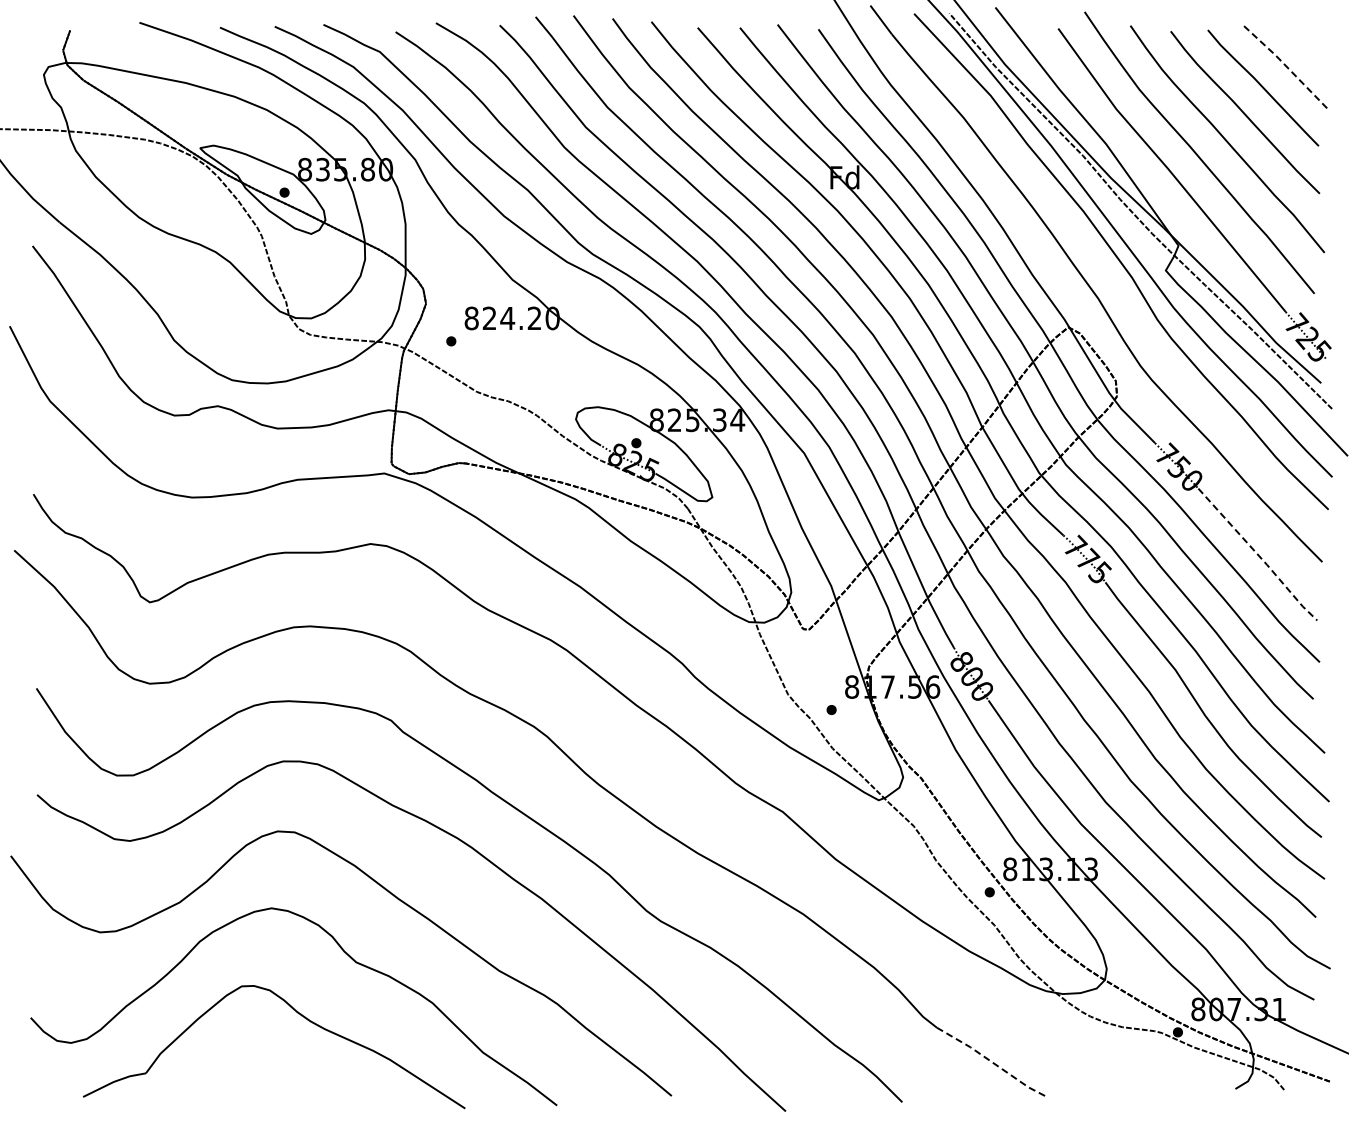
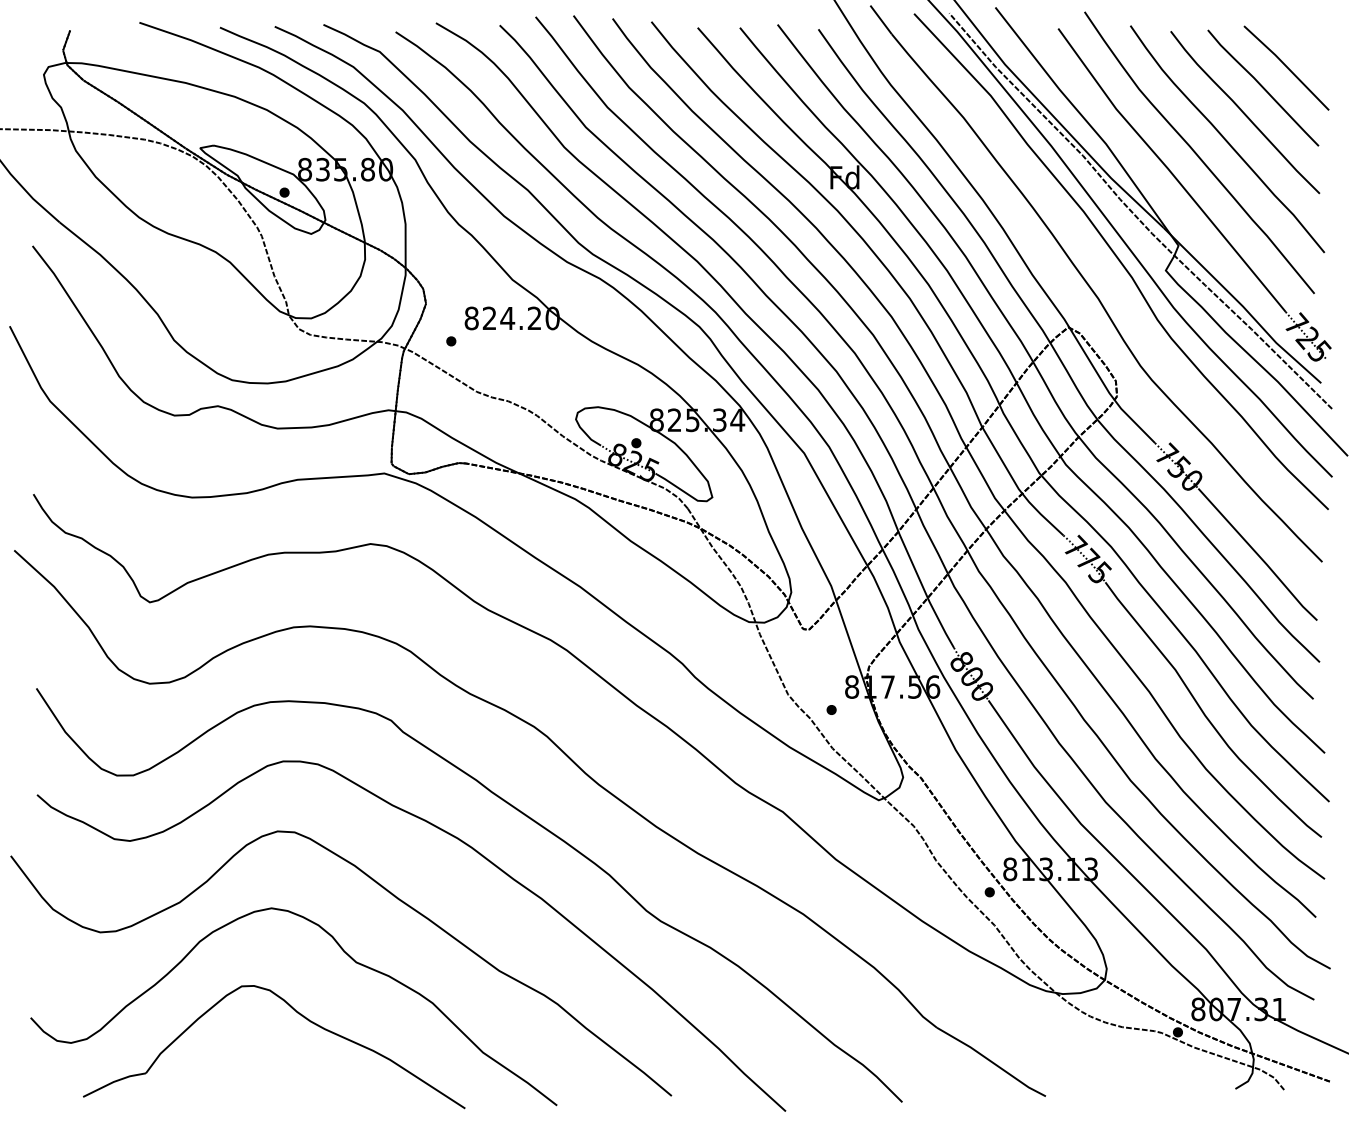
line: dashed -> solid (1287, 67)
line: dashed -> solid (1259, 555)
line: dashed -> solid (991, 1062)
